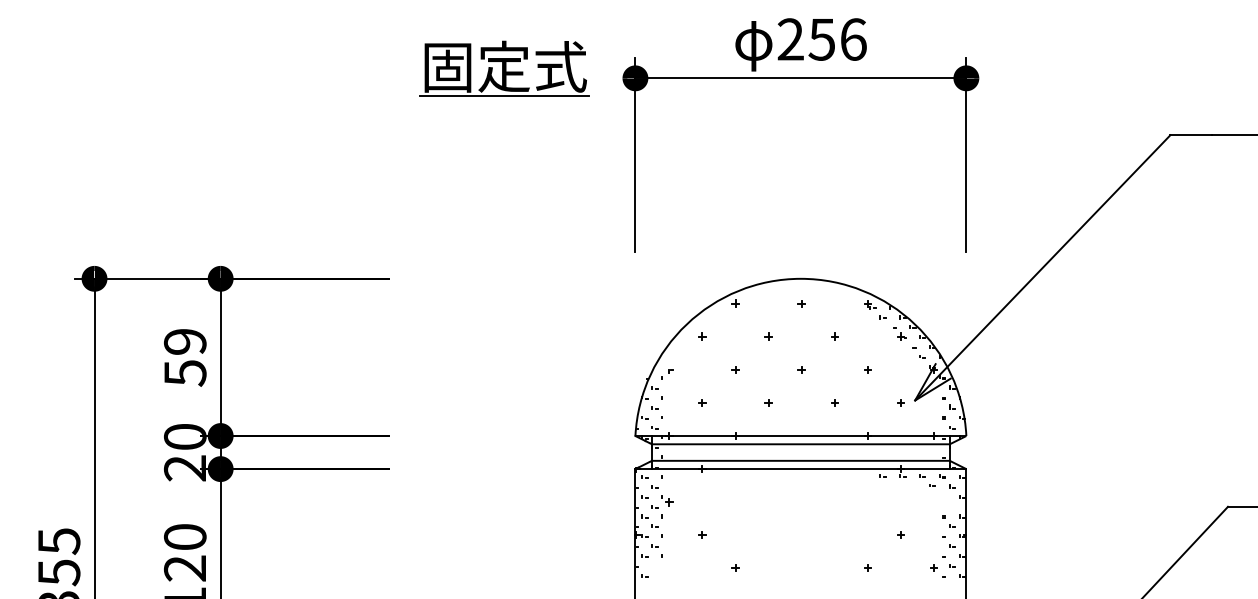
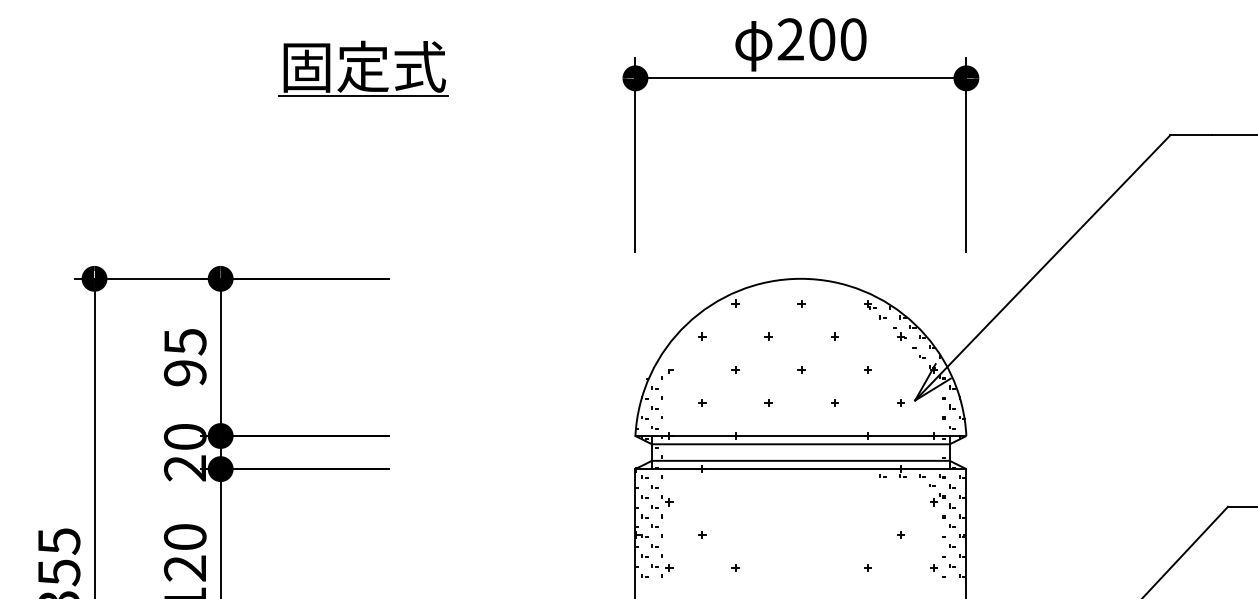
text: 256 -> 200 (837, 39)
part position: (504, 68) -> (363, 68) (363, 68)
text: 59 -> 95 (184, 357)
part: none -> present (942, 500)
part: none -> present (662, 570)
